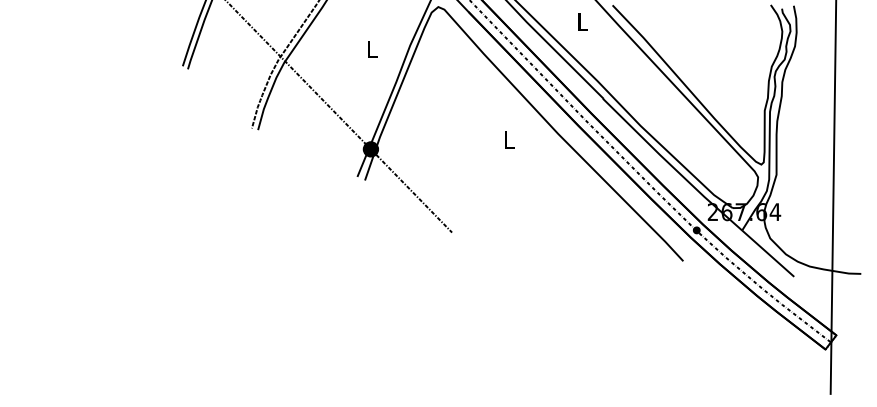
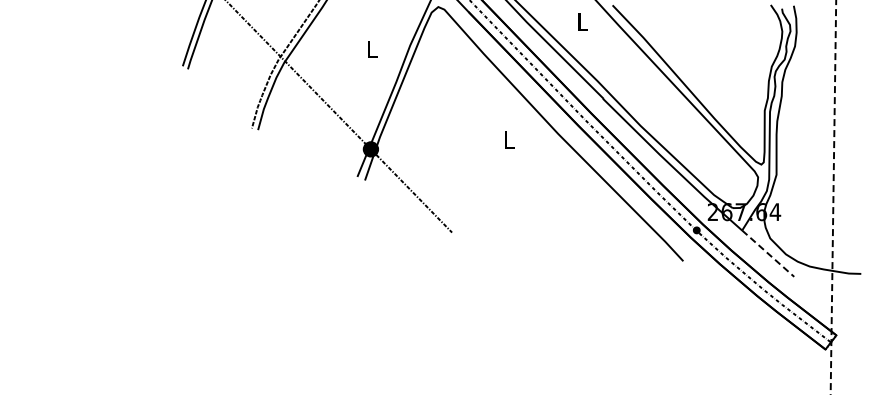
line: solid -> dashed (833, 198)
line: solid -> dashed (768, 253)
